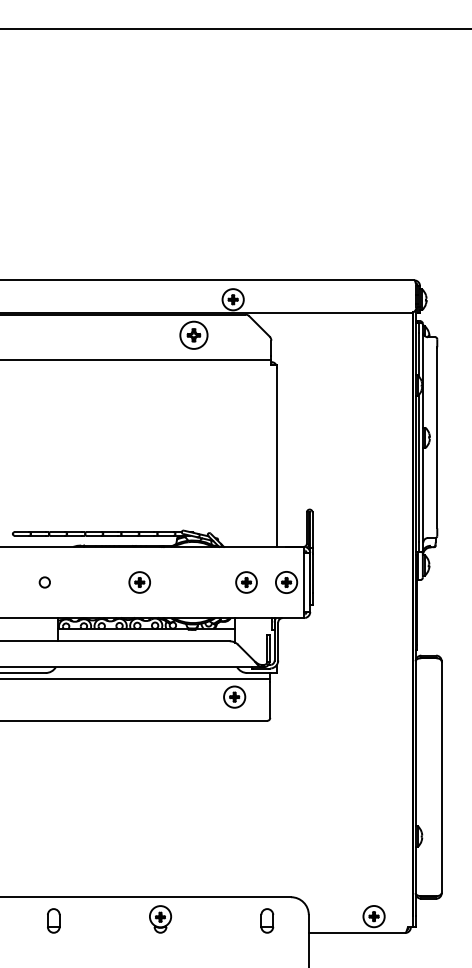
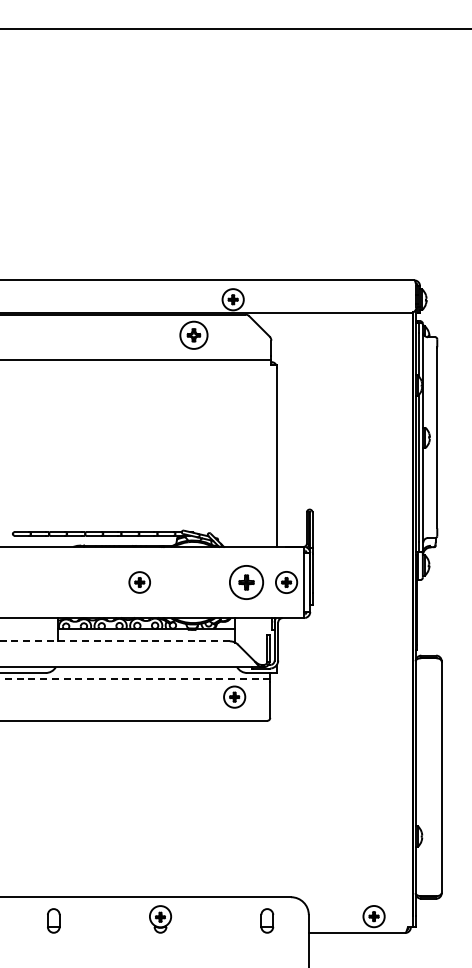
circle: present -> none (44, 582)
part size: 23x23 px -> 36x35 px (246, 582)
line: solid -> dashed (114, 641)
line: solid -> dashed (135, 678)
